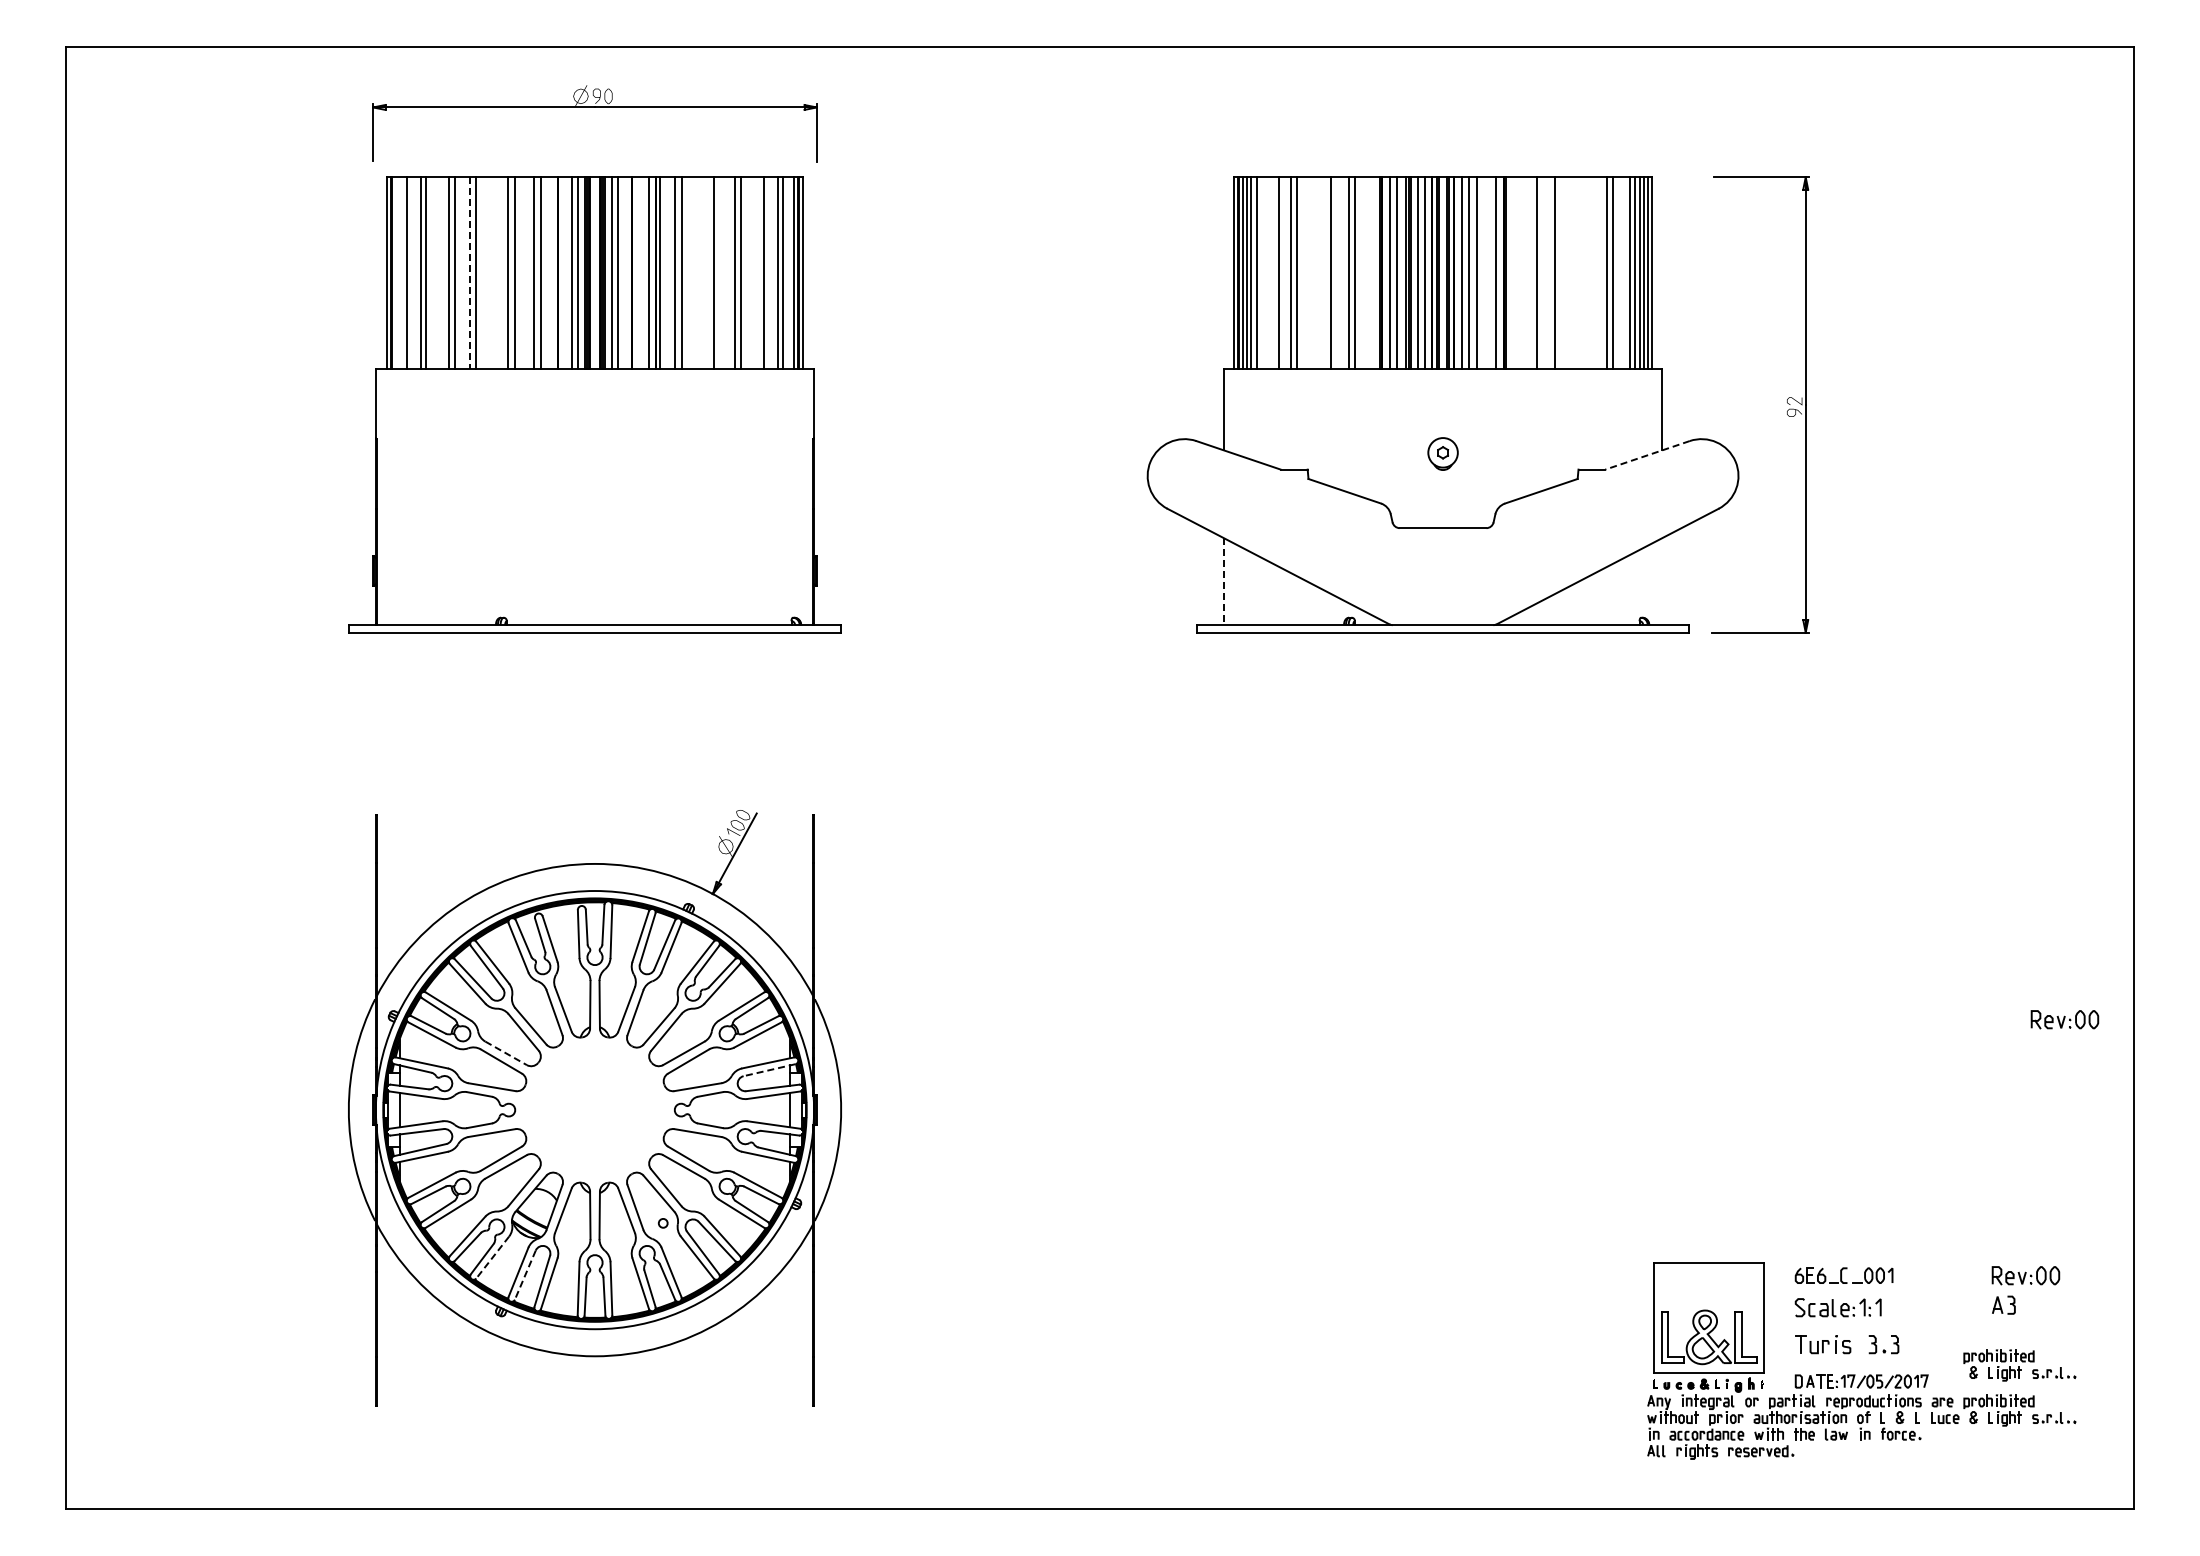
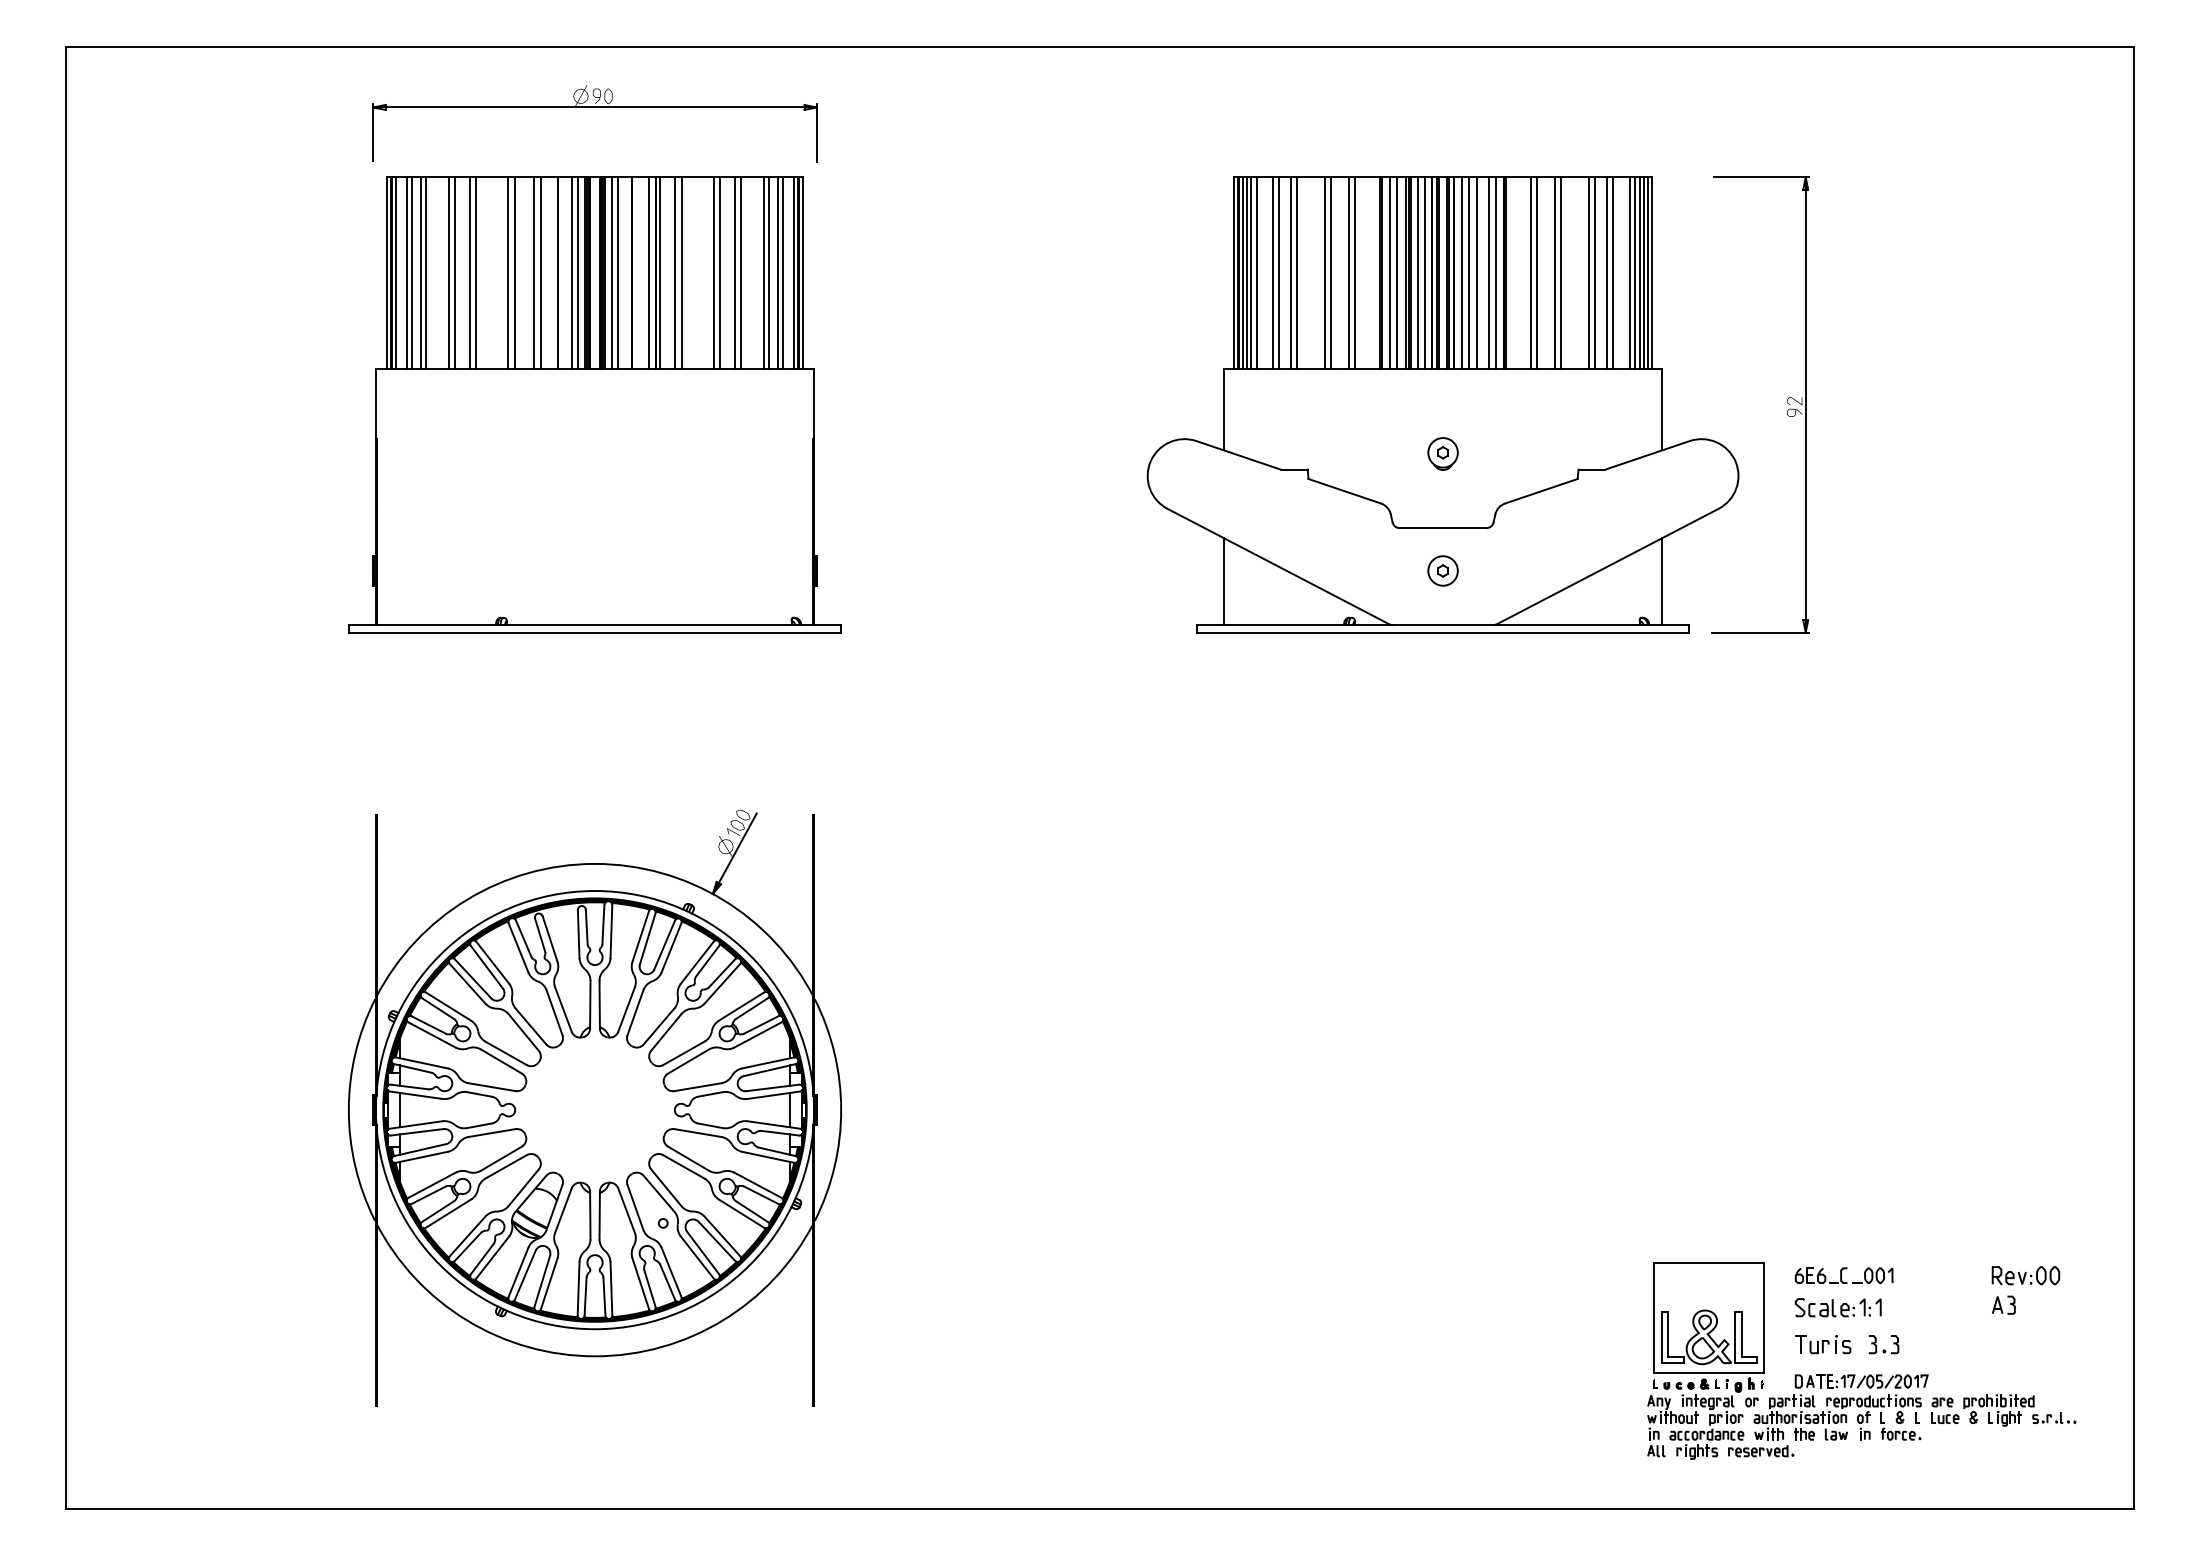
line: none -> present (395, 273)
line: none -> present (411, 273)
line: dashed -> solid (470, 273)
line: none -> present (719, 273)
line: none -> present (769, 273)
line: none -> present (1273, 273)
line: none -> present (1324, 273)
line: none -> present (1489, 273)
line: none -> present (1530, 273)
line: none -> present (1561, 273)
line: none -> present (1589, 273)
line: none -> present (1594, 273)
line: dashed -> solid (1647, 455)
part: none -> present (1442, 570)
line: none -> present (1662, 581)
line: dashed -> solid (1223, 582)
part: present -> none (2064, 1019)
line: dashed -> solid (506, 1053)
line: dashed -> solid (769, 1070)
line: dashed -> solid (492, 1257)
line: dashed -> solid (525, 1275)
part: present -> none (2019, 1365)
